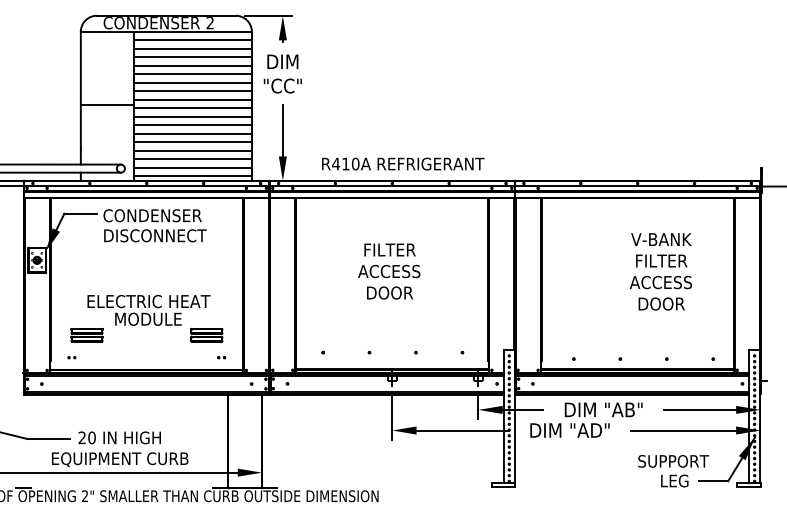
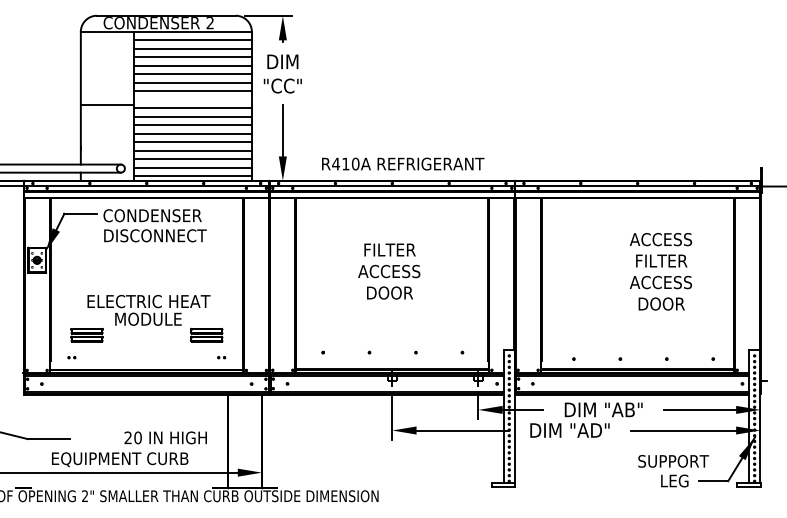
line: present -> none (192, 99)
text: V-BANK -> ACCESS (660, 239)
text position: (119, 437) -> (165, 437) (165, 437)
